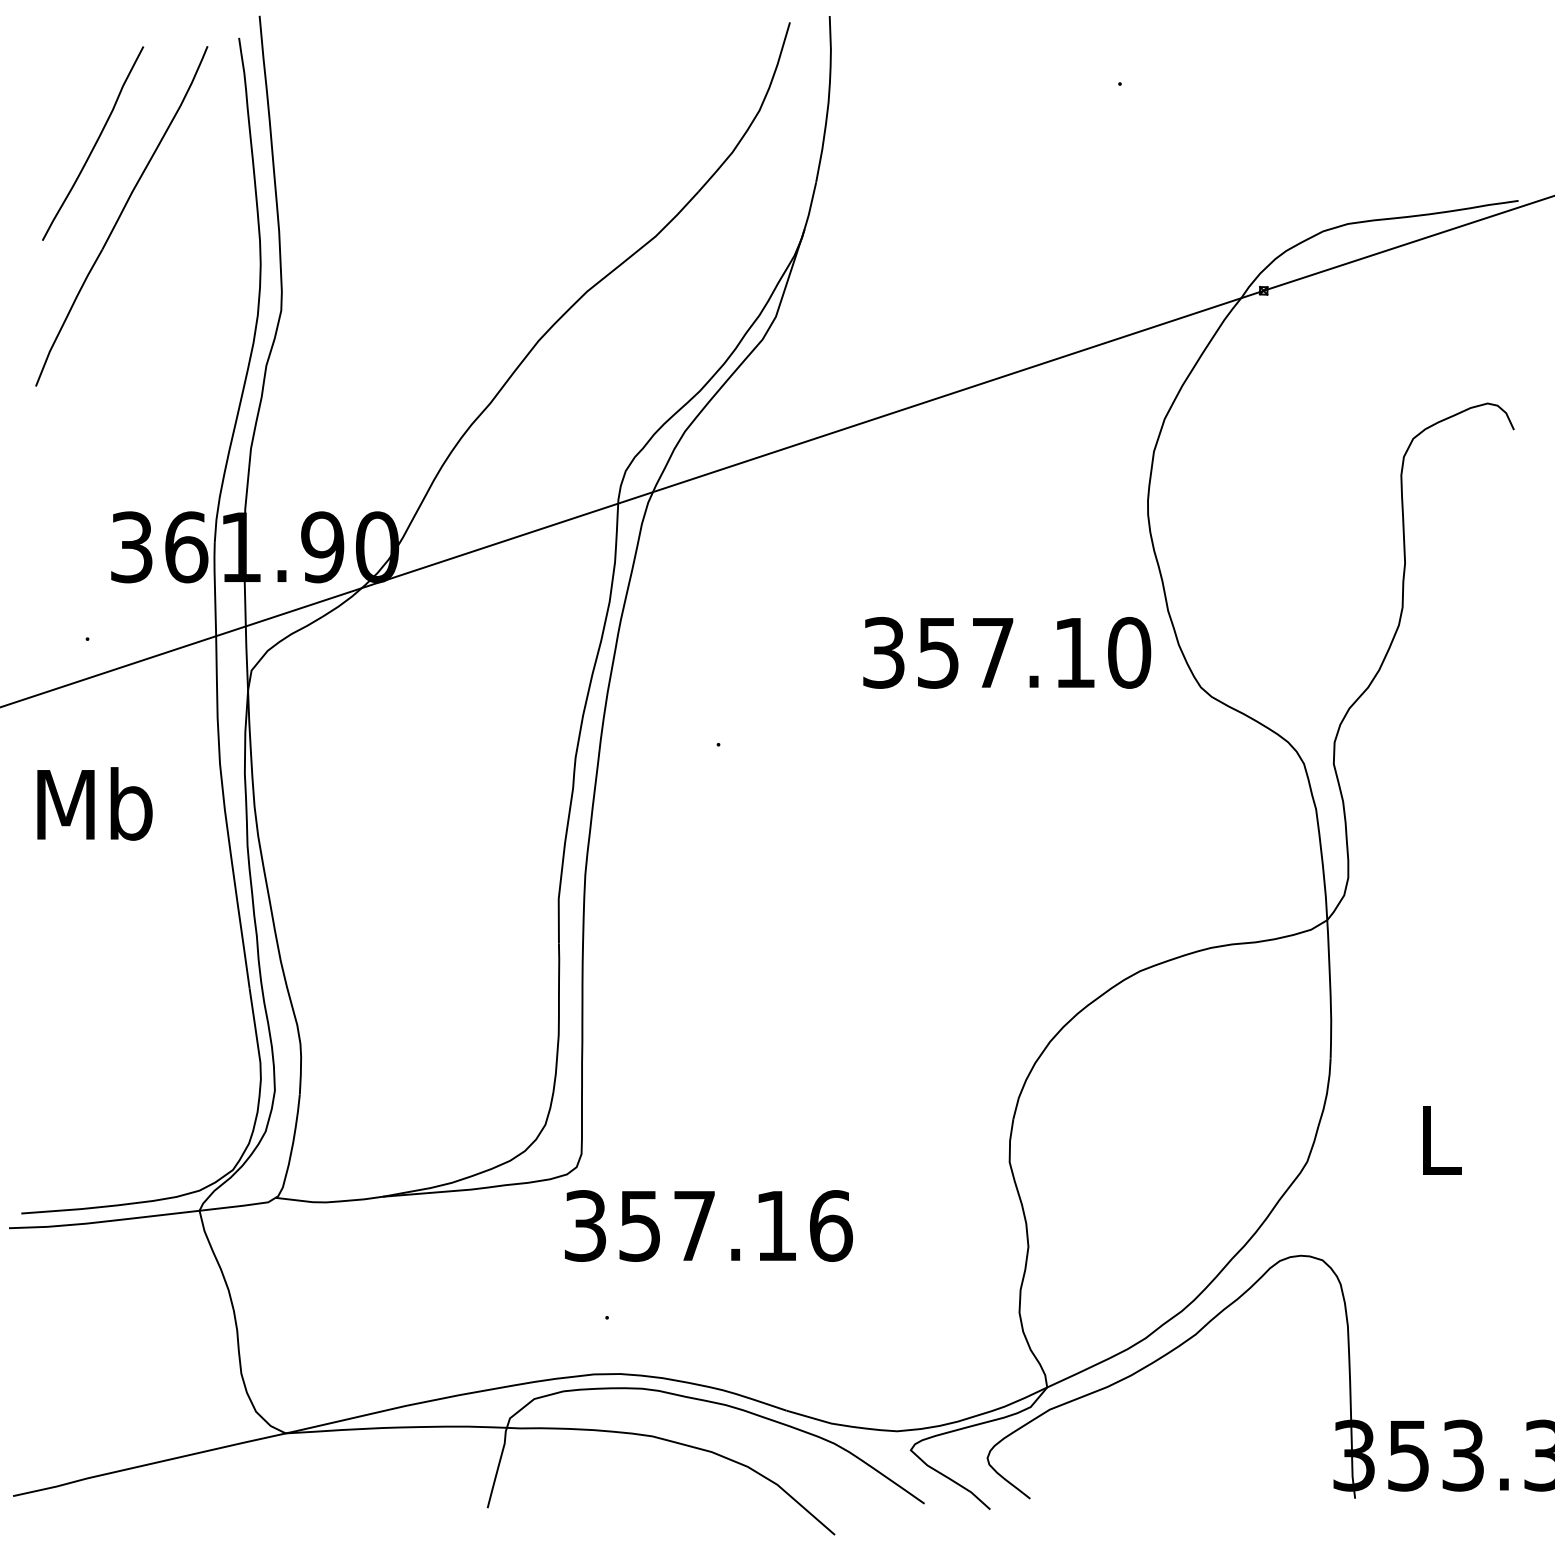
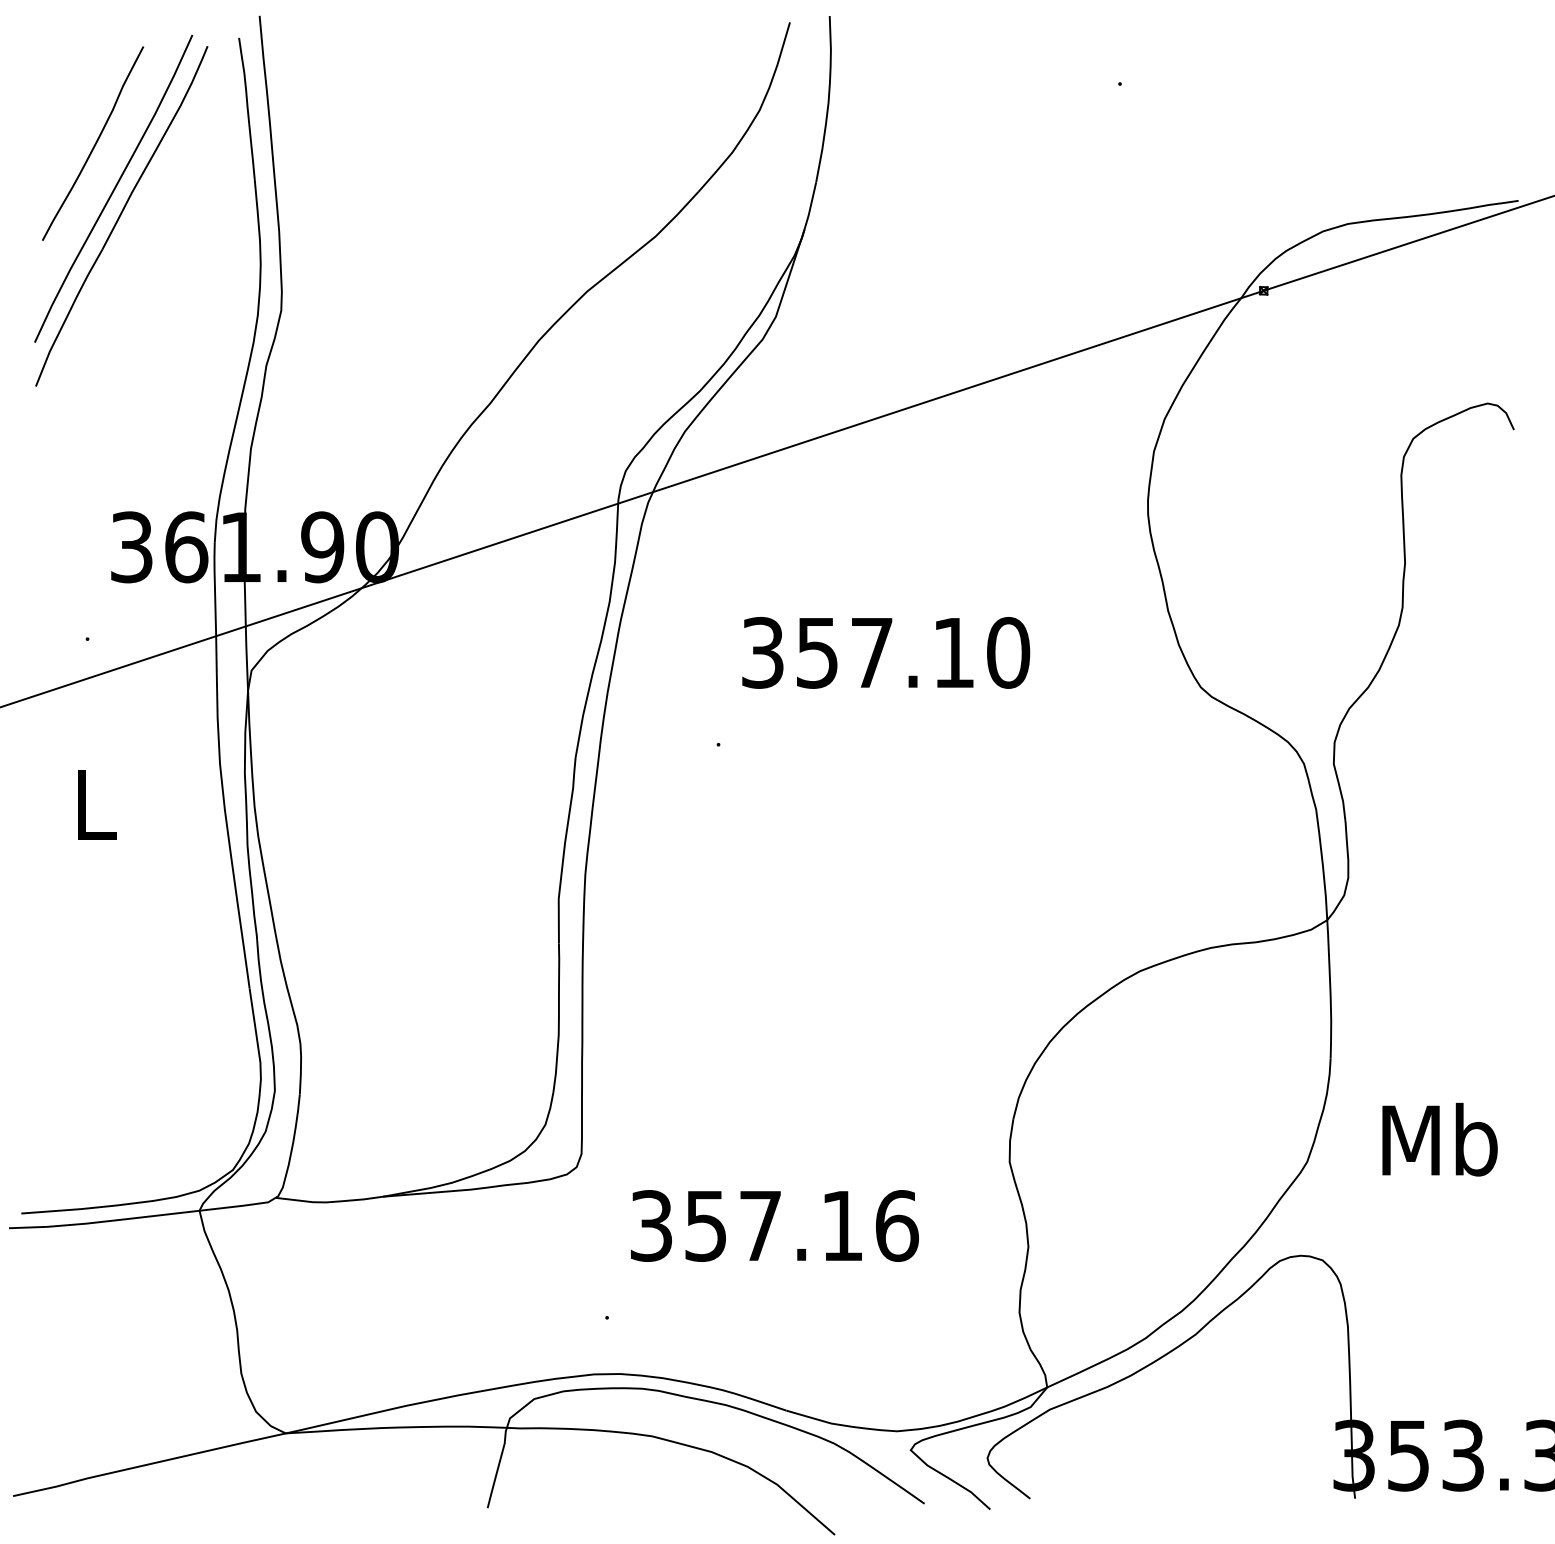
curve: none -> present (113, 188)
text position: (1007, 652) -> (886, 652) (886, 652)
text: Mb -> L (94, 803)
text: L -> Mb (1439, 1139)
text position: (708, 1225) -> (774, 1225) (774, 1225)
